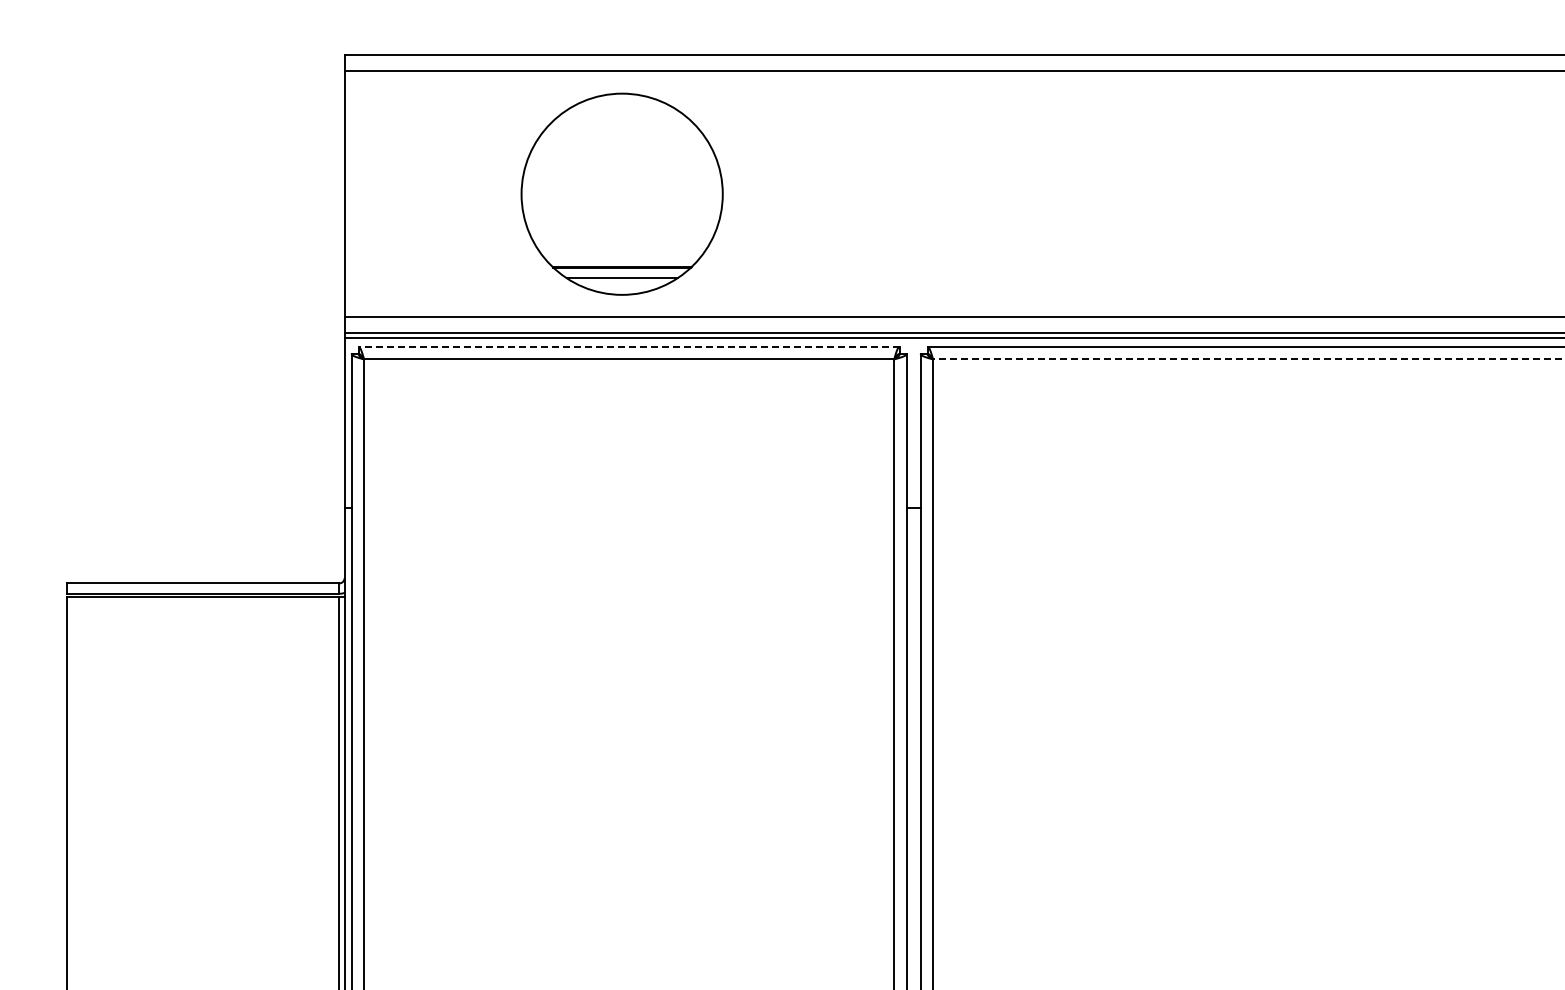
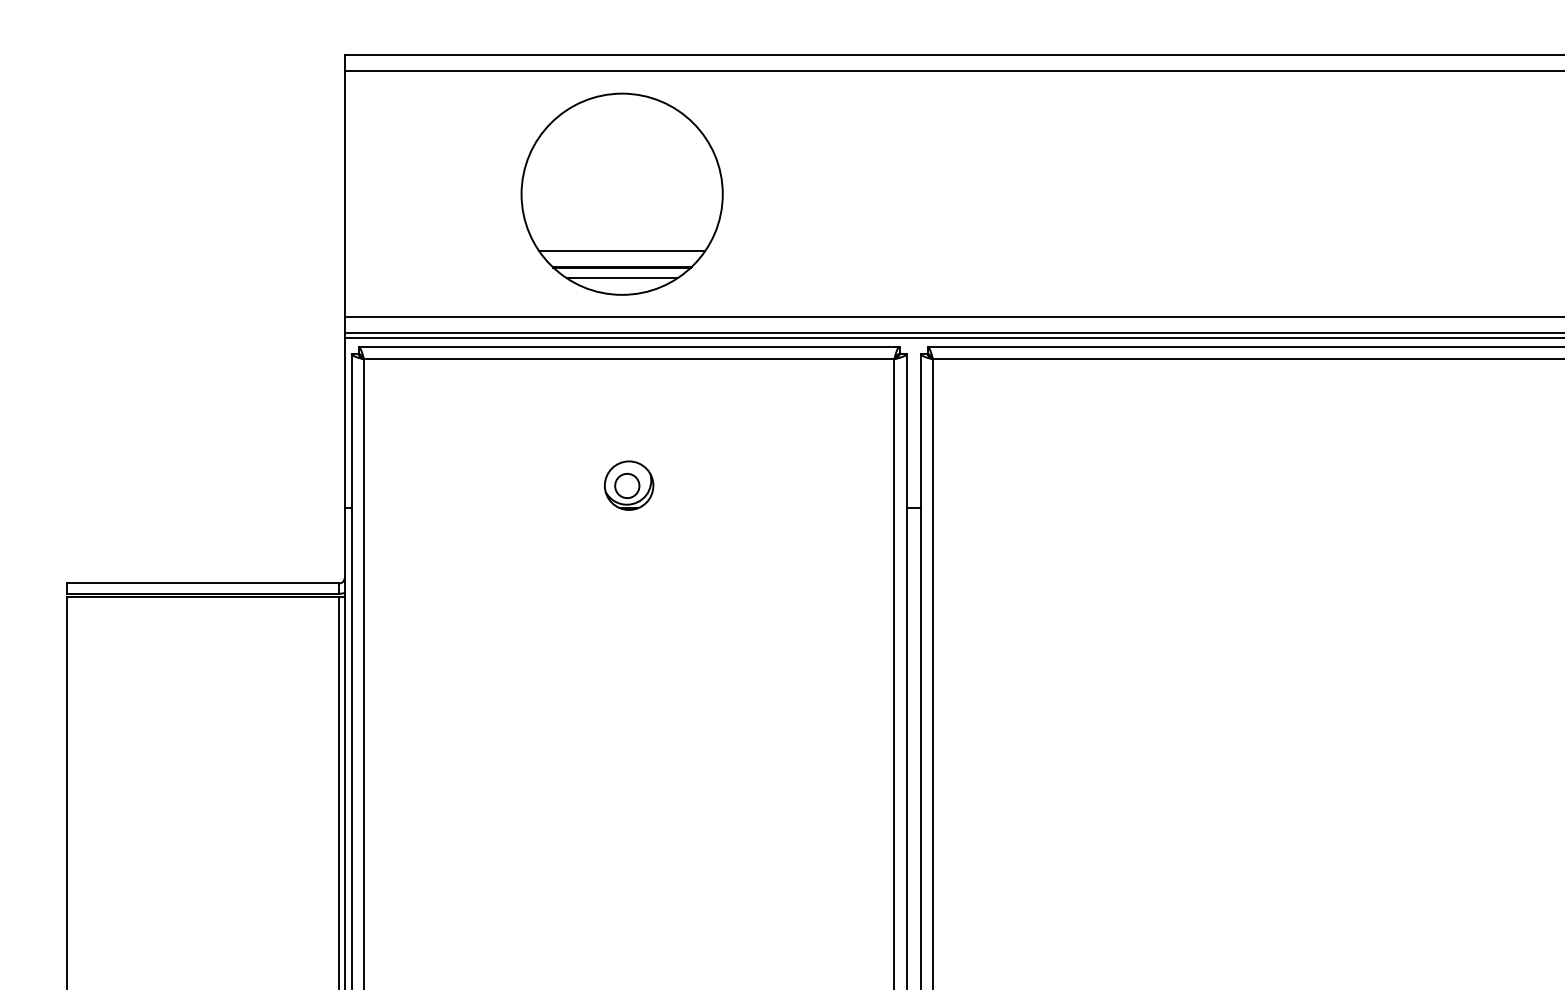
line: none -> present (622, 251)
line: dashed -> solid (629, 346)
line: dashed -> solid (1249, 359)
part: none -> present (629, 485)
